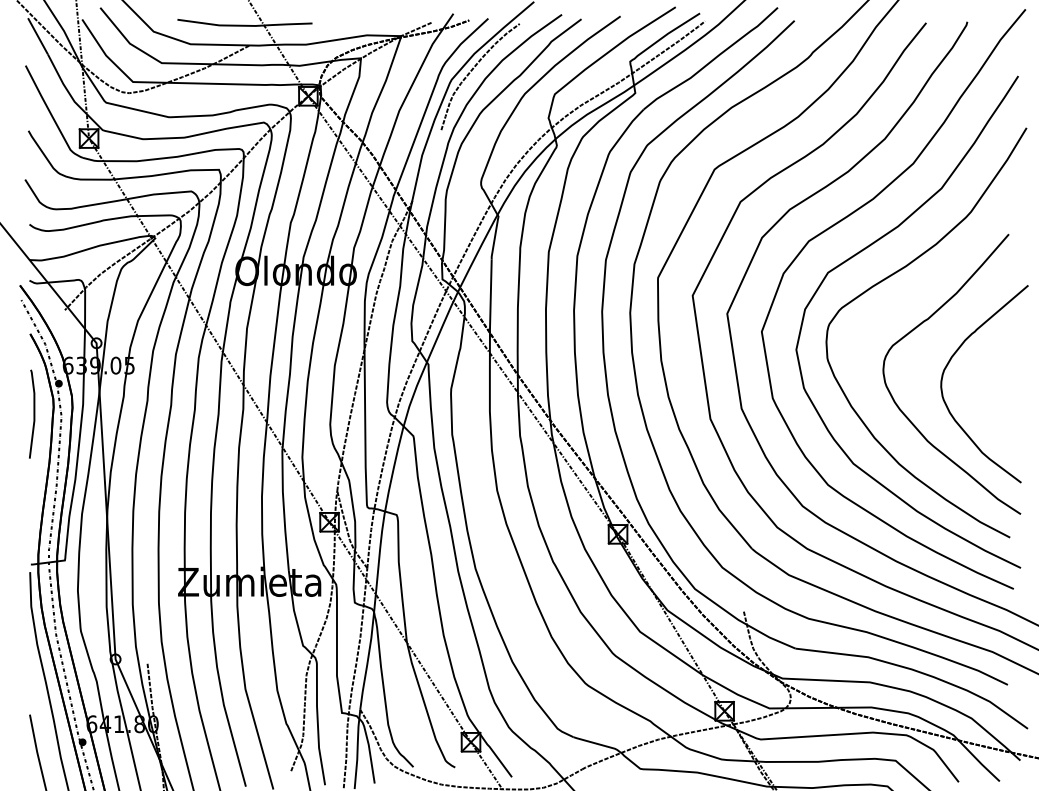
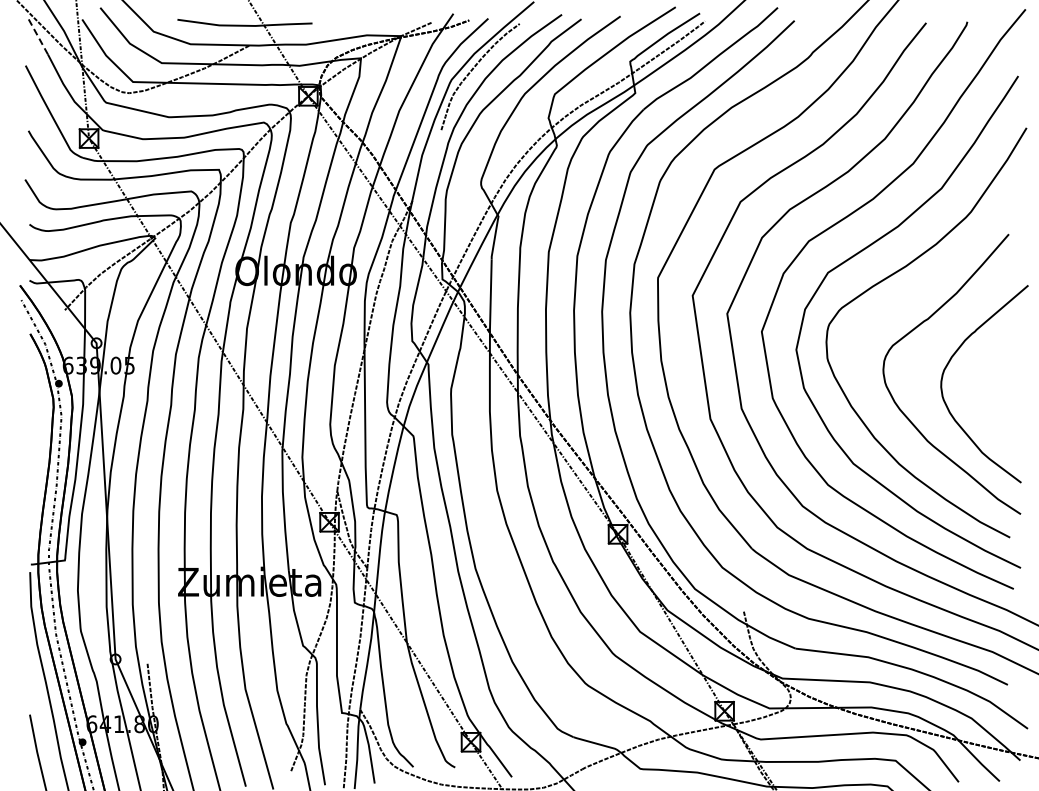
line: solid -> dashed (38, 36)
line: present -> none (33, 413)
